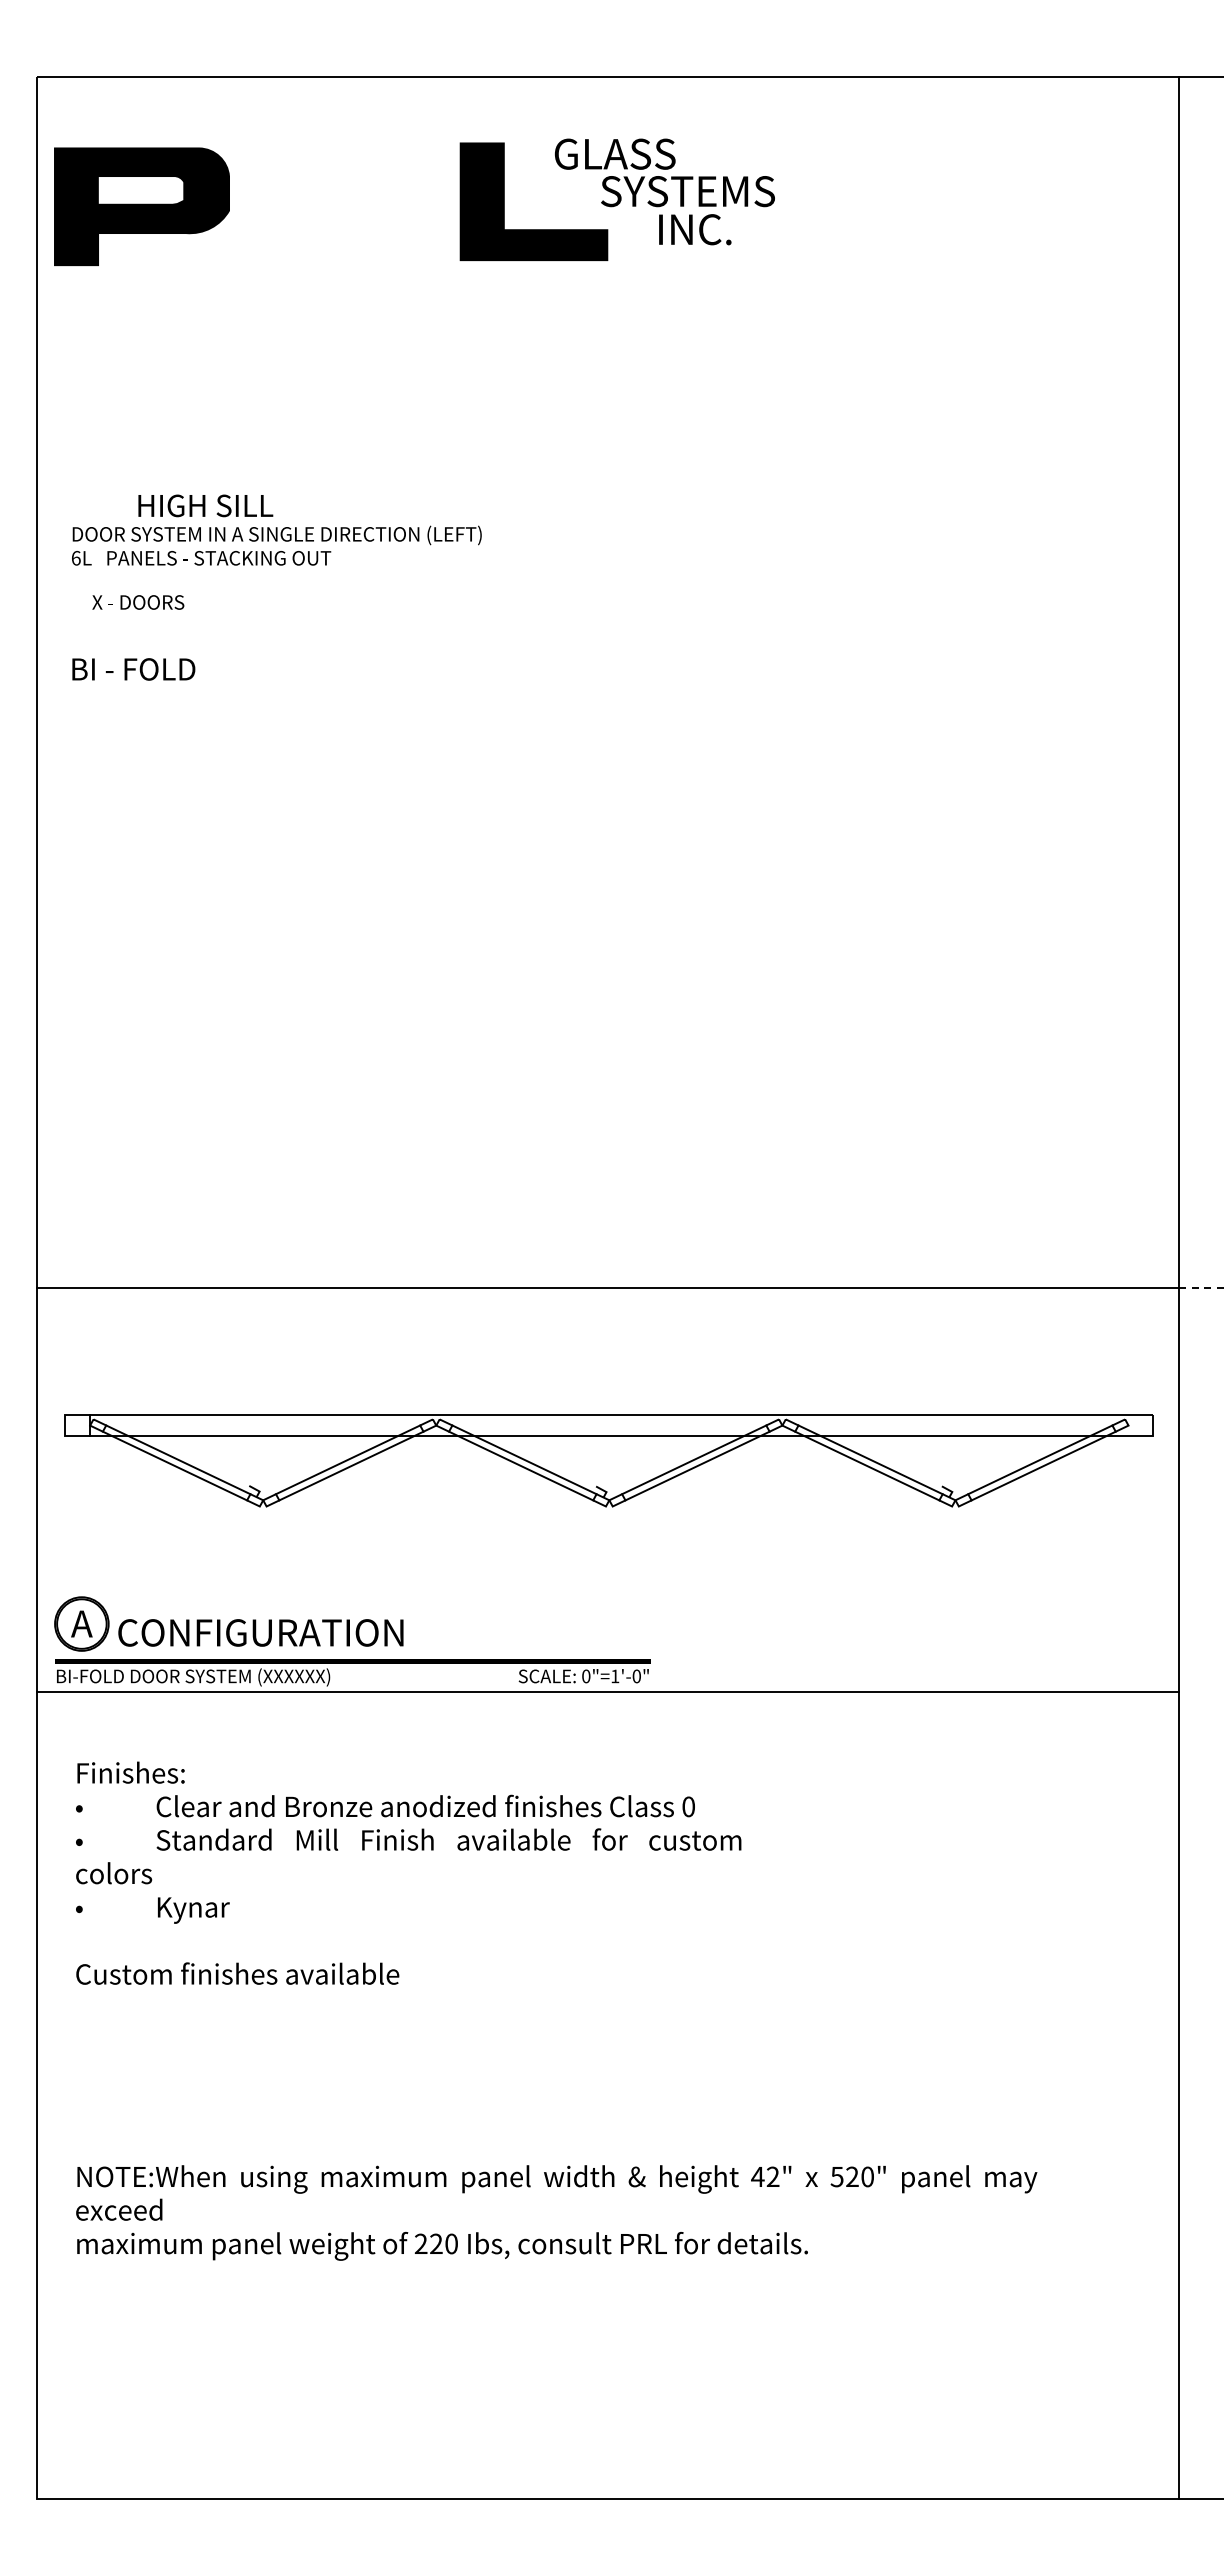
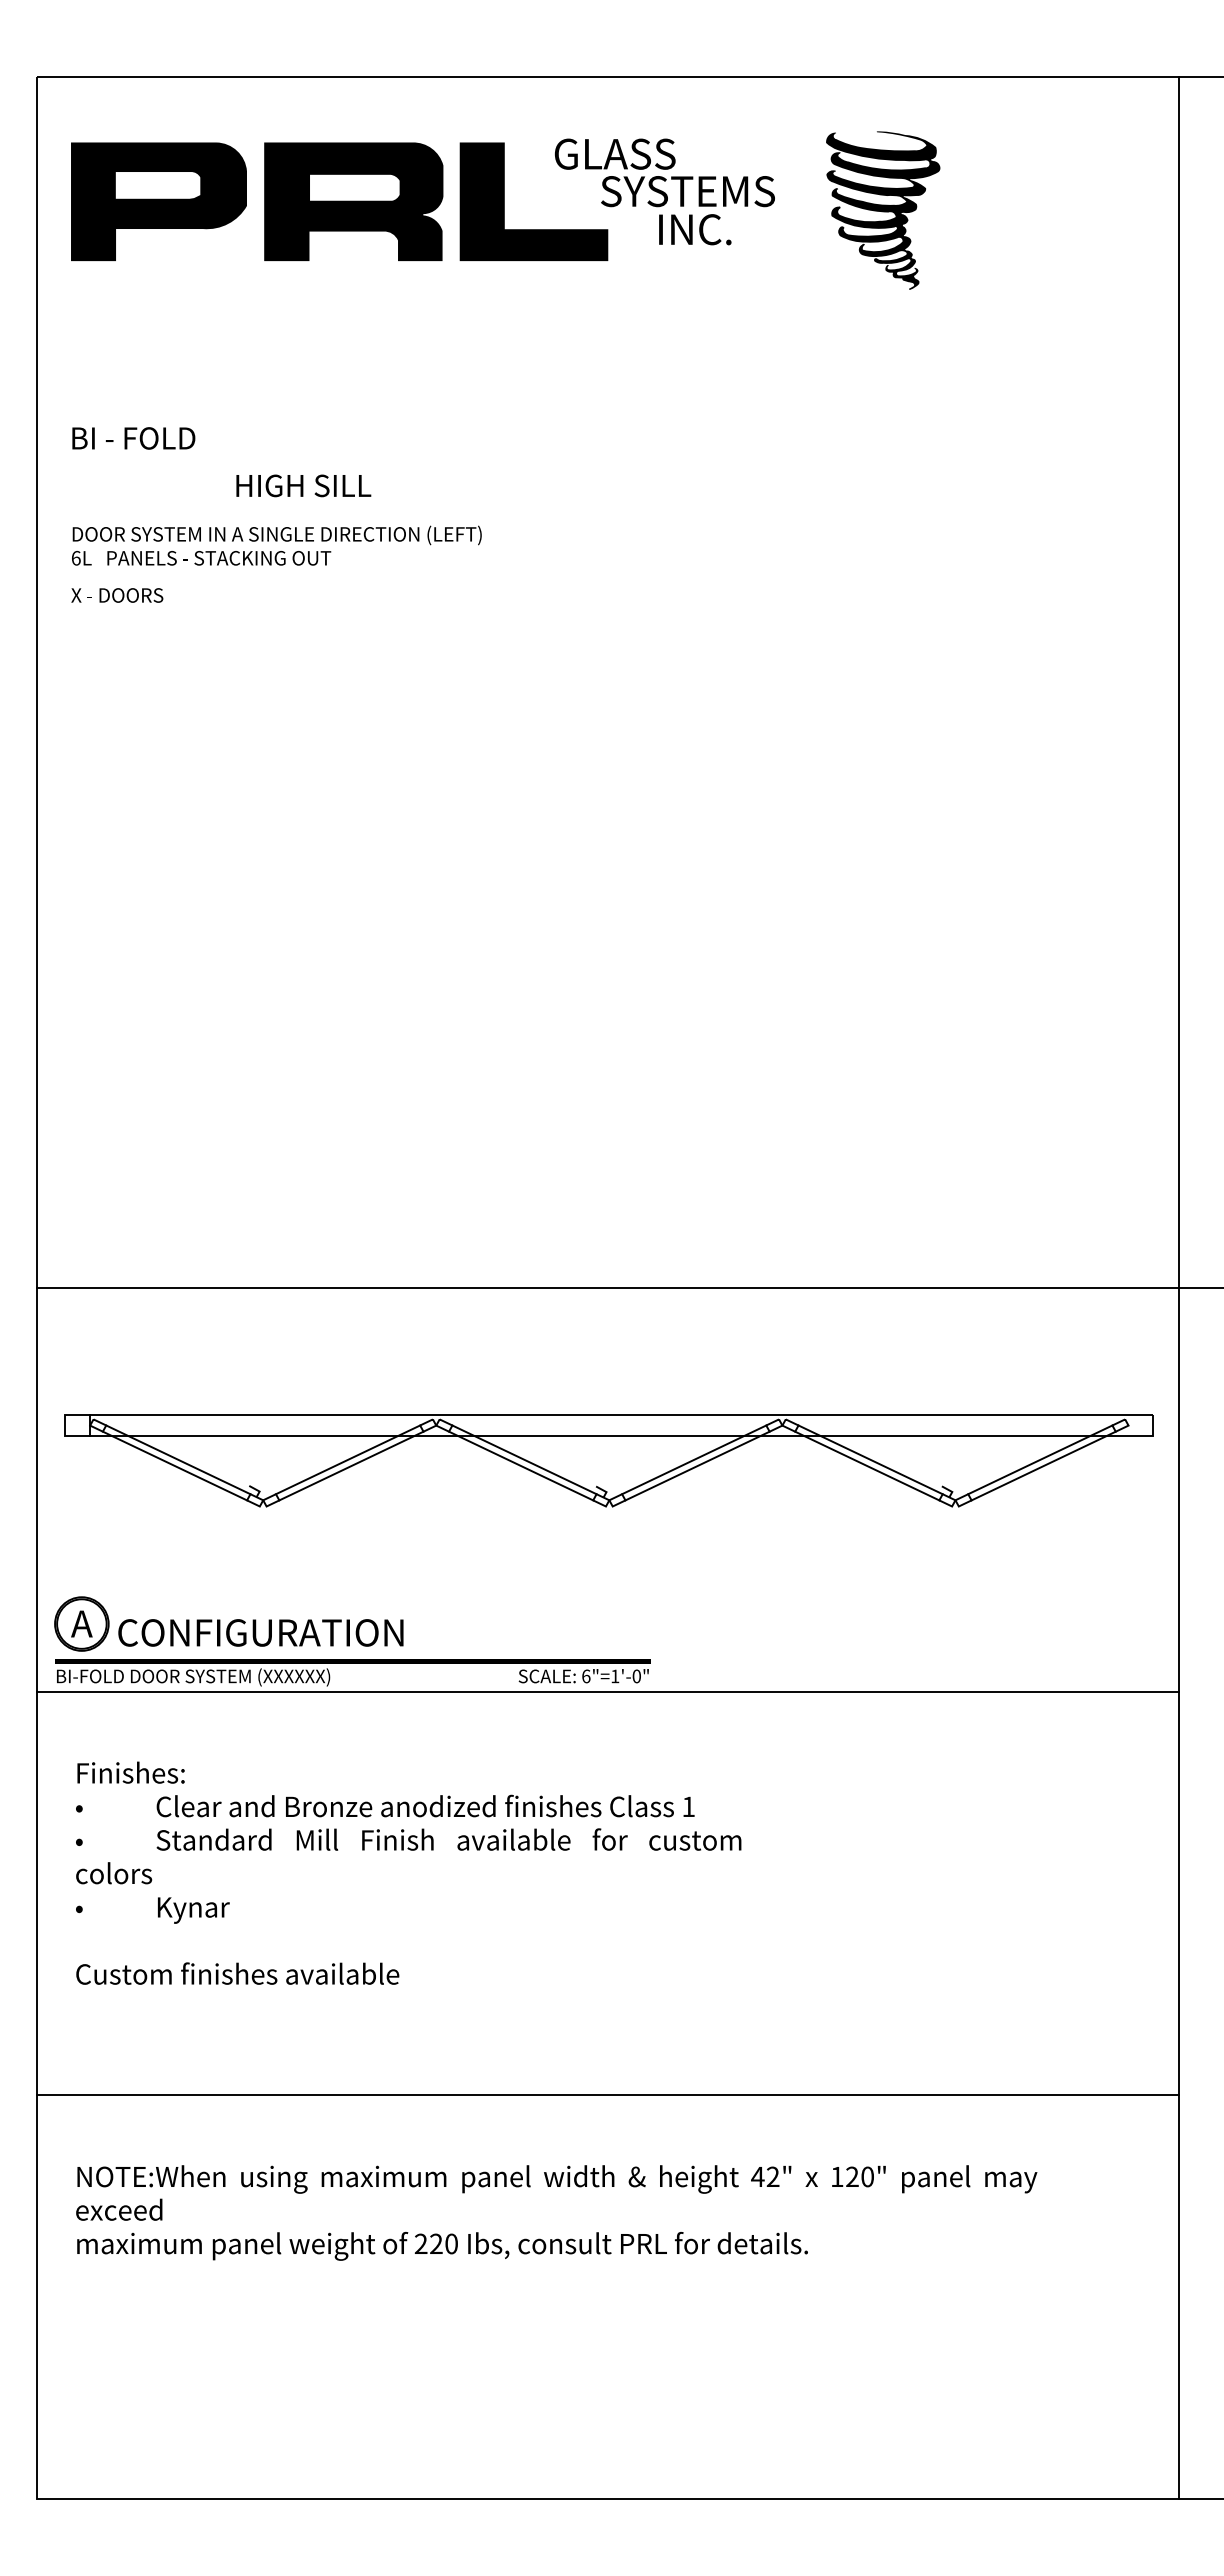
part: none -> present (353, 201)
part position: (141, 206) -> (158, 201) (158, 201)
fill: none -> present (883, 210)
text position: (205, 505) -> (303, 485) (303, 485)
text position: (138, 602) -> (117, 595) (117, 595)
text position: (133, 669) -> (133, 438) (133, 438)
line: dashed -> solid (1201, 1288)
text: 0"=1'-0" -> 6"=1'-0" (586, 1676)
text: 0 -> 1 (688, 1806)
line: none -> present (607, 2095)
text: 520" -> 120" (836, 2177)
